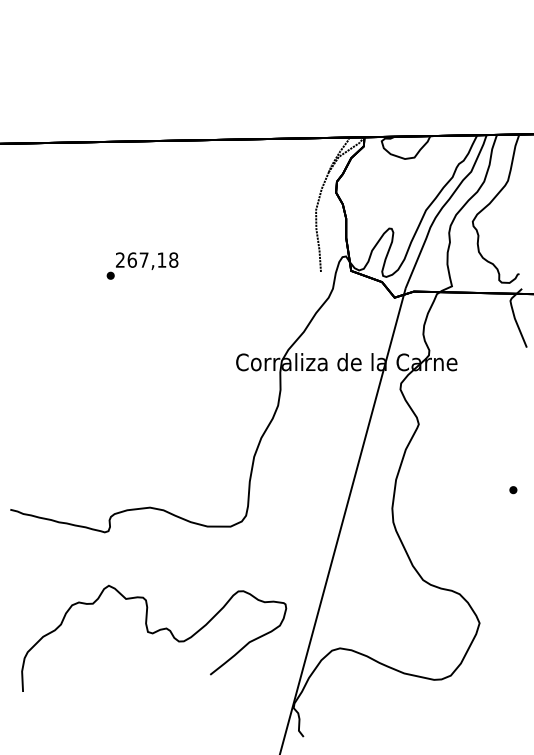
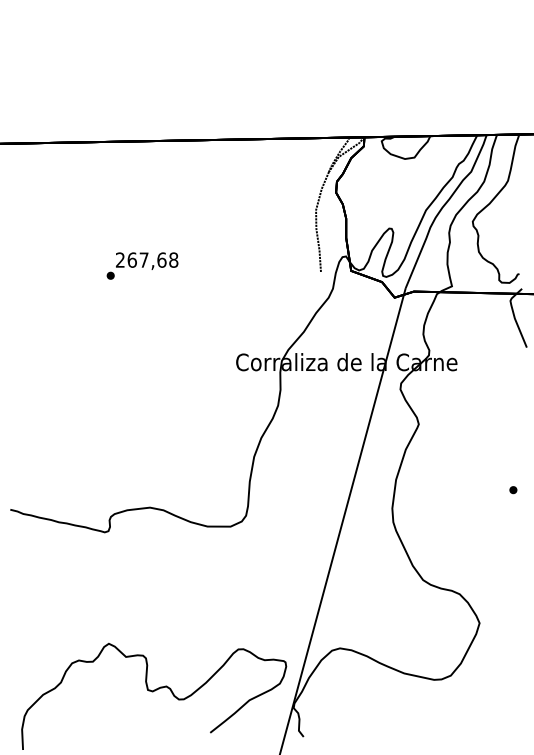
text: 267,18 -> 267,68 (161, 259)
part position: (154, 637) -> (154, 695) (154, 695)
